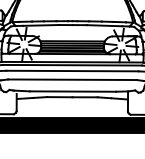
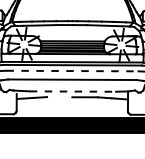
line: solid -> dashed (72, 71)
line: solid -> dashed (73, 91)
line: present -> none (59, 97)
